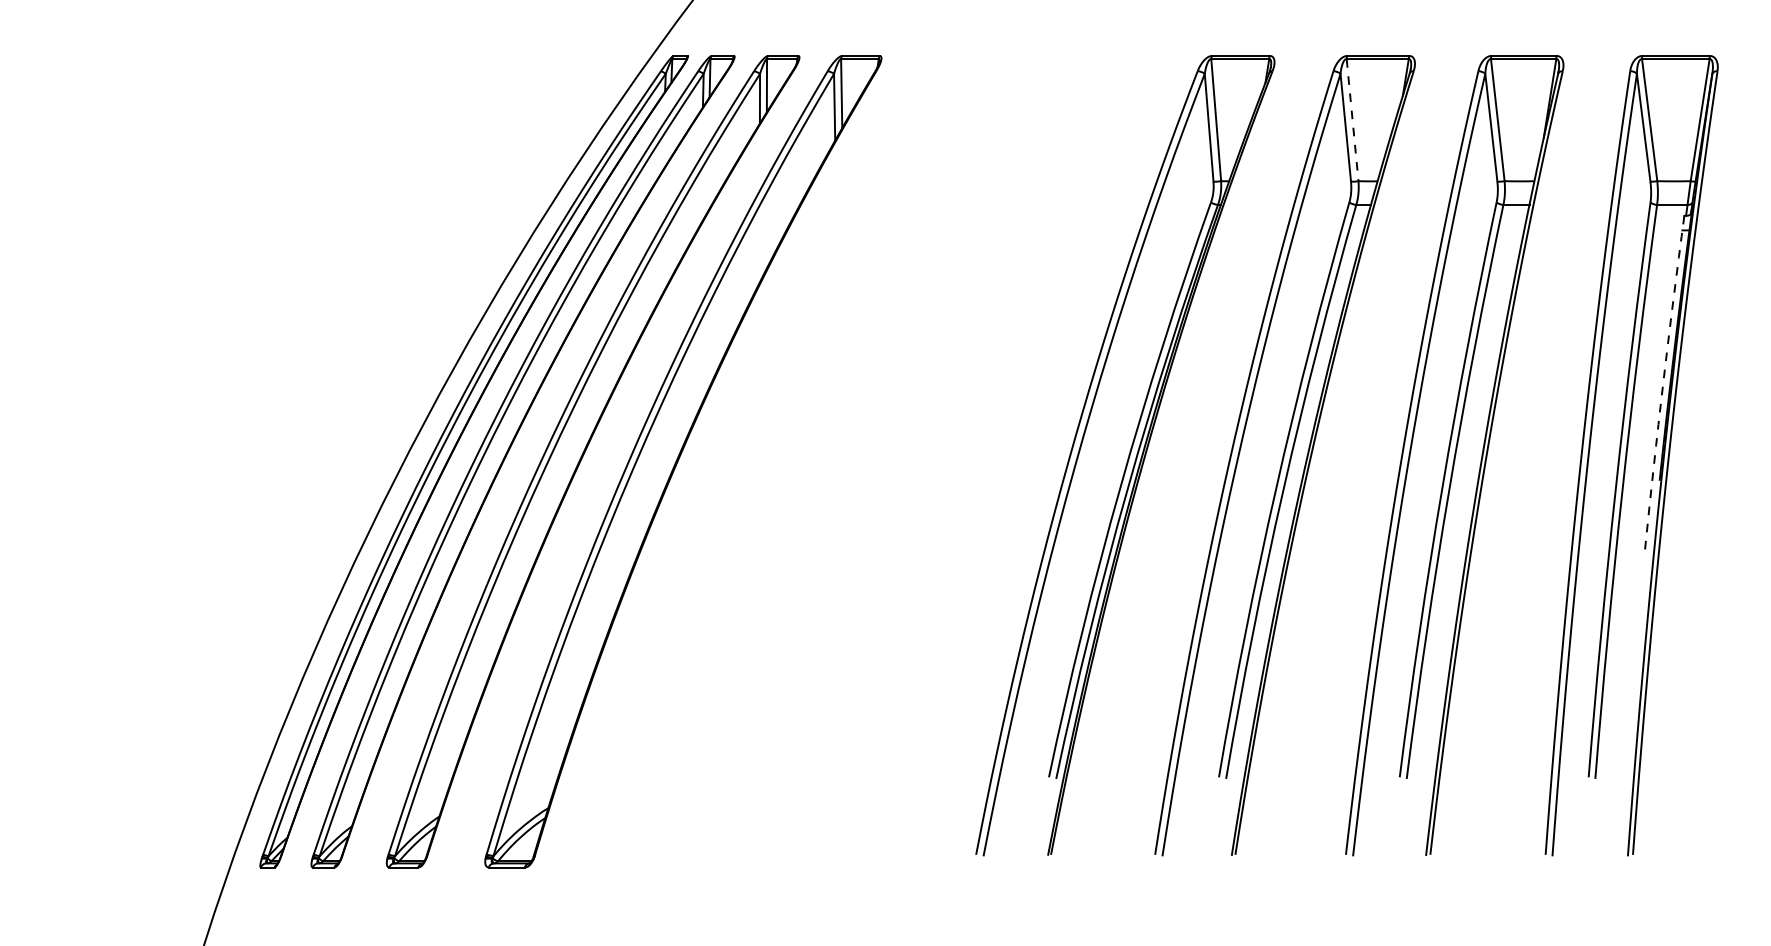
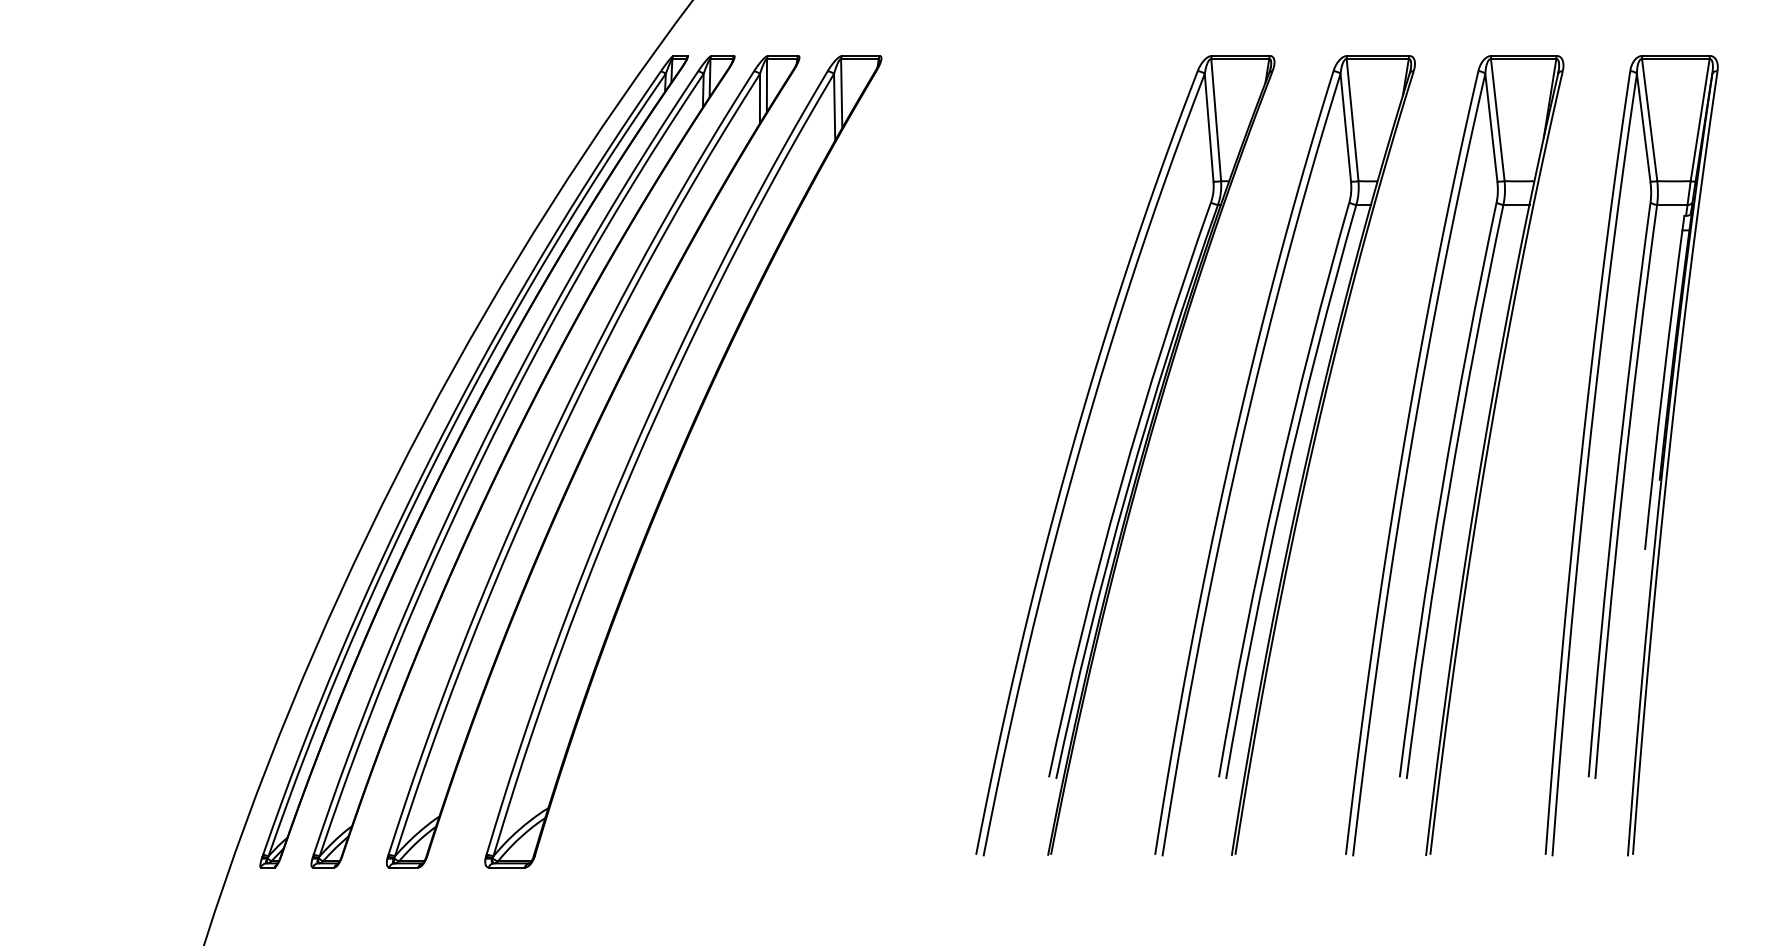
line: dashed -> solid (1352, 120)
arc: dashed -> solid (1663, 382)
